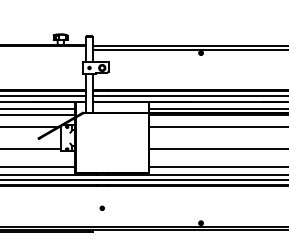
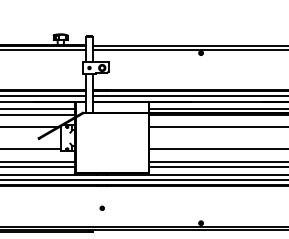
line: none -> present (44, 49)
line: none -> present (38, 161)
line: none -> present (217, 161)
